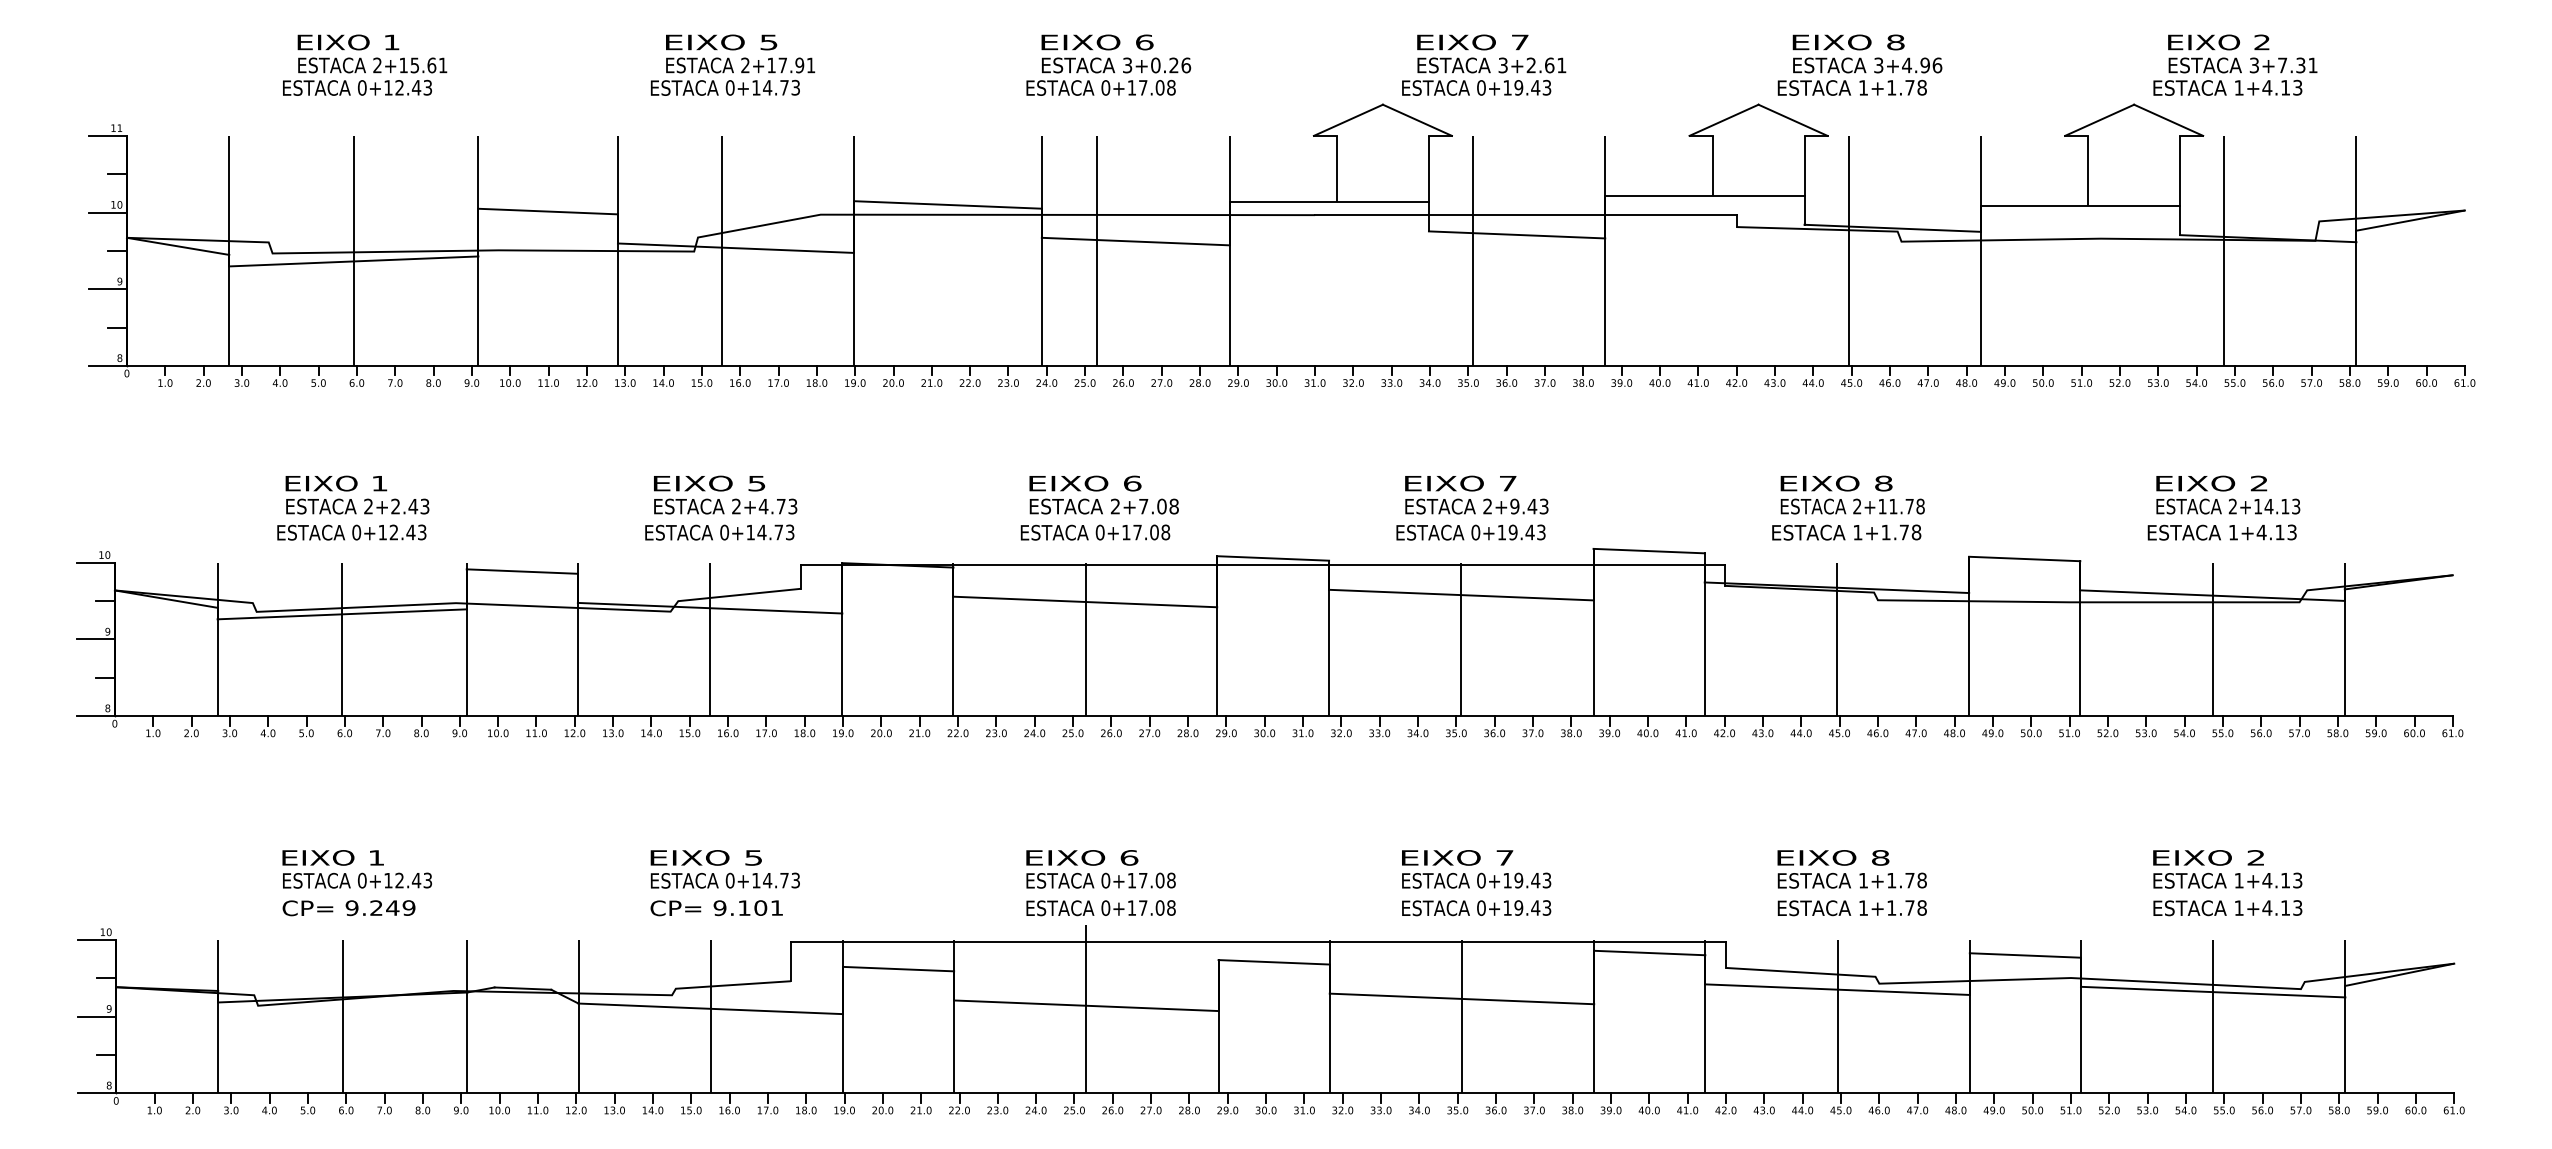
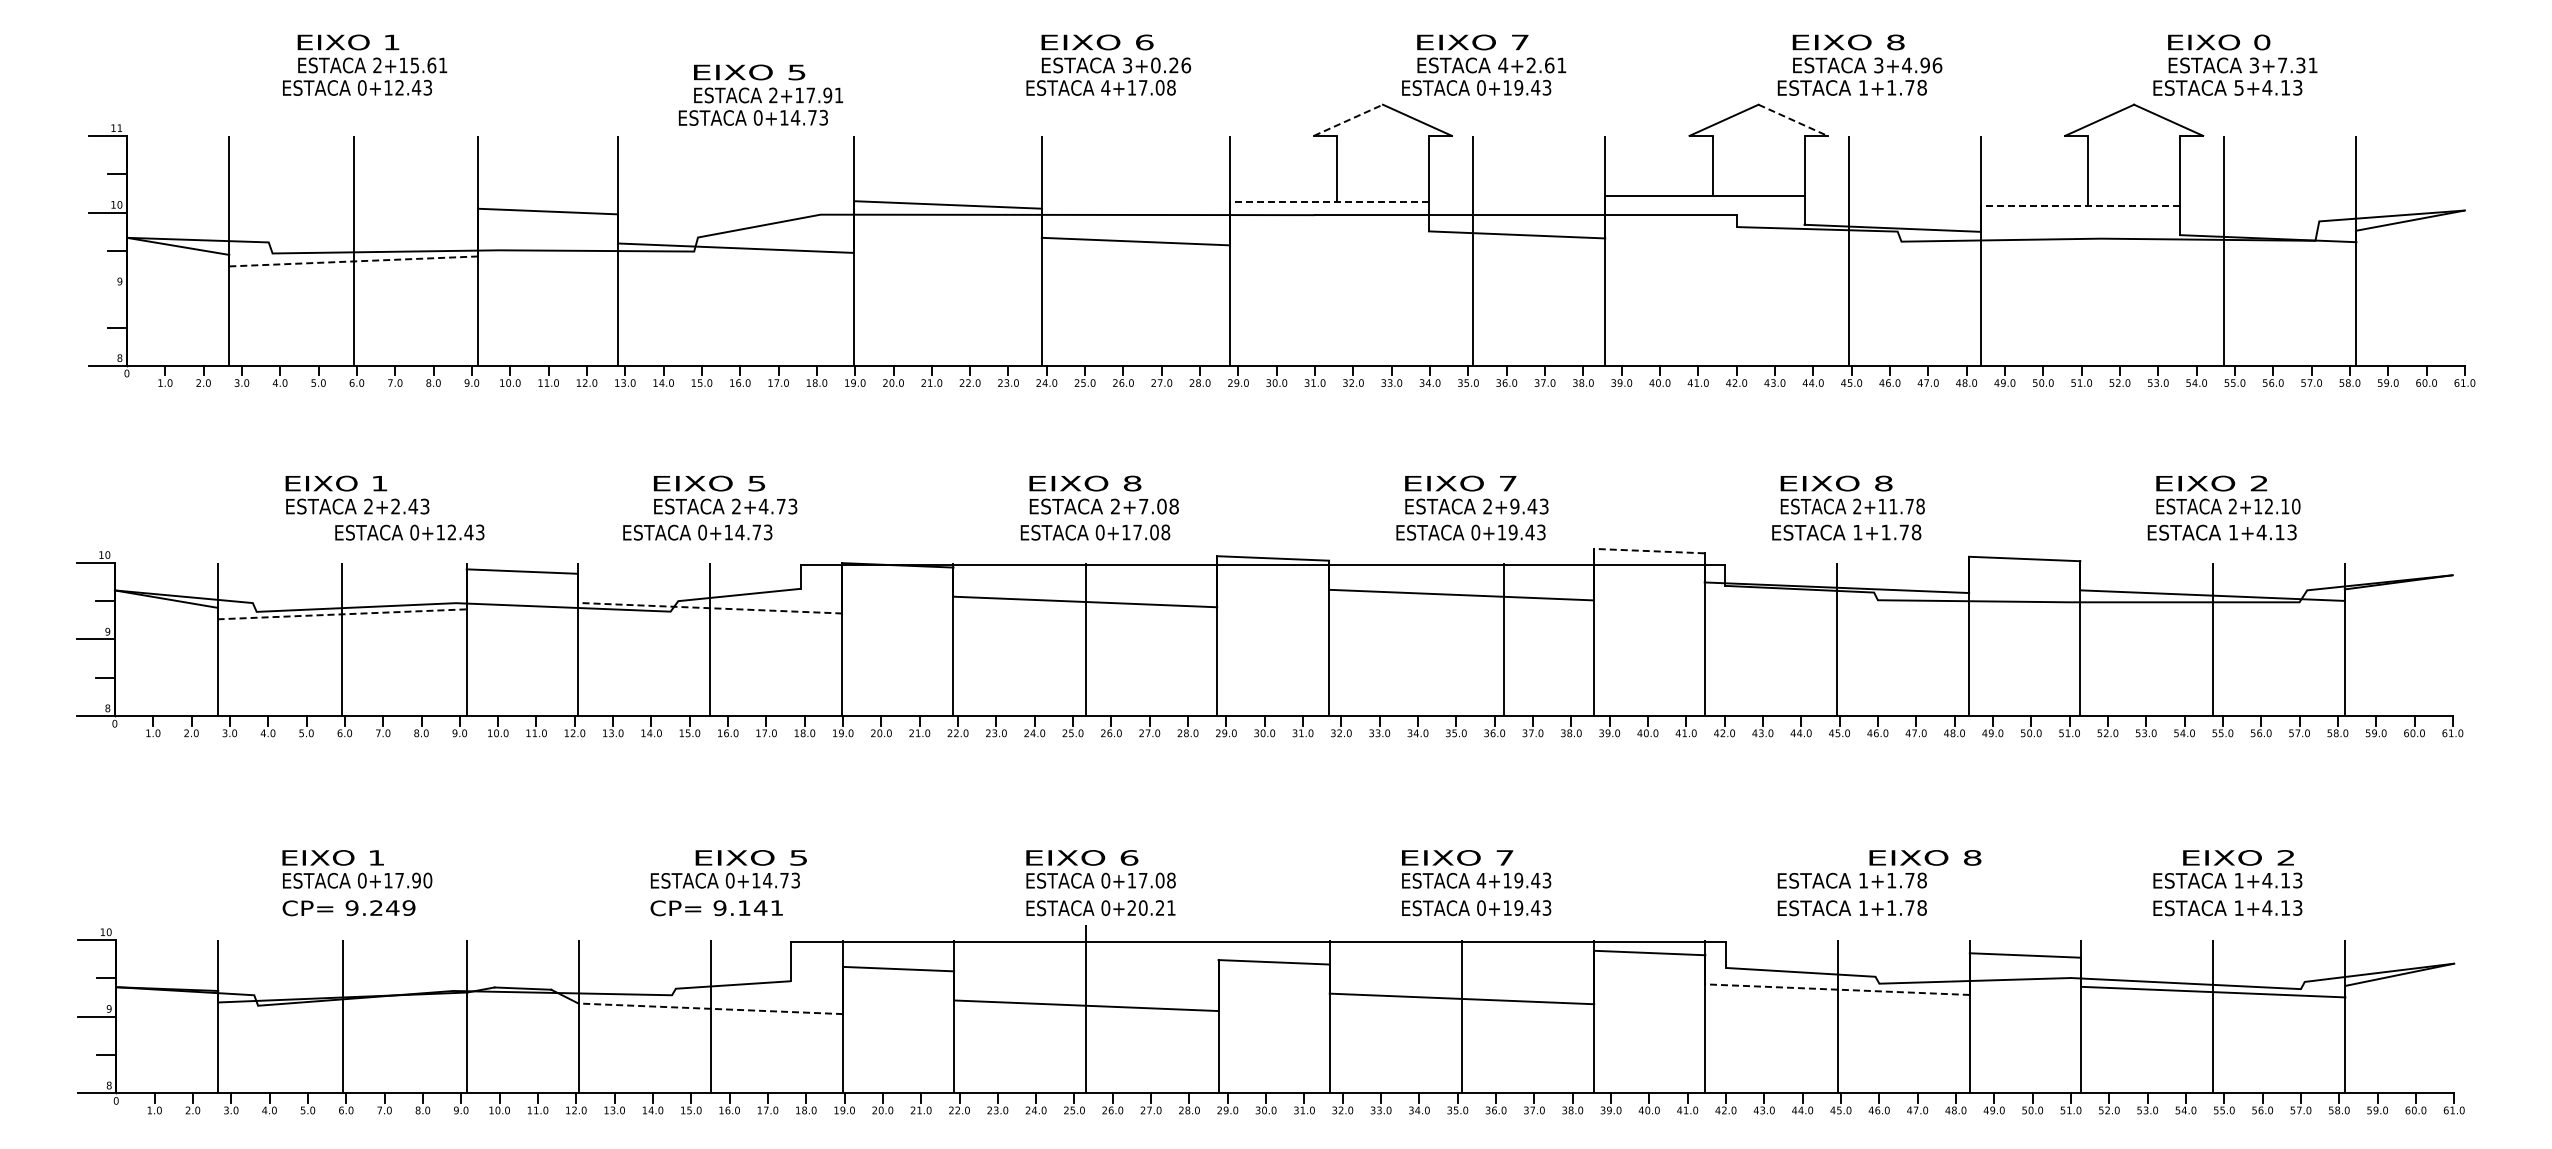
text: 2 -> 0 (2262, 42)
text position: (732, 64) -> (760, 94) (760, 94)
text: 3+2.61 -> 4+2.61 (1503, 65)
text: 0+17.08 -> 4+17.08 (1105, 87)
text: 1+4.13 -> 5+4.13 (2238, 87)
line: solid -> dashed (1348, 120)
line: solid -> dashed (1793, 120)
line: solid -> dashed (1329, 202)
line: solid -> dashed (2080, 206)
line: present -> none (721, 250)
line: present -> none (1097, 250)
line: solid -> dashed (353, 261)
line: present -> none (107, 289)
text: 6 -> 8 (1132, 483)
text: 2+14.13 -> 2+12.10 (2282, 506)
text position: (351, 532) -> (409, 532) (409, 532)
text position: (719, 532) -> (697, 532) (697, 532)
line: solid -> dashed (1649, 551)
line: solid -> dashed (709, 608)
line: solid -> dashed (342, 614)
line position: (1461, 639) -> (1504, 639) (1504, 639)
text position: (705, 857) -> (750, 857) (750, 857)
text position: (1833, 857) -> (1925, 857) (1925, 857)
text position: (2208, 857) -> (2238, 857) (2238, 857)
text: 0+12.43 -> 0+17.90 (413, 880)
text: 0+19.43 -> 4+19.43 (1481, 880)
text: 9.101 -> 9.141 (760, 907)
text: 0+17.08 -> 0+20.21 (1151, 907)
line: solid -> dashed (1837, 989)
line: solid -> dashed (710, 1008)
